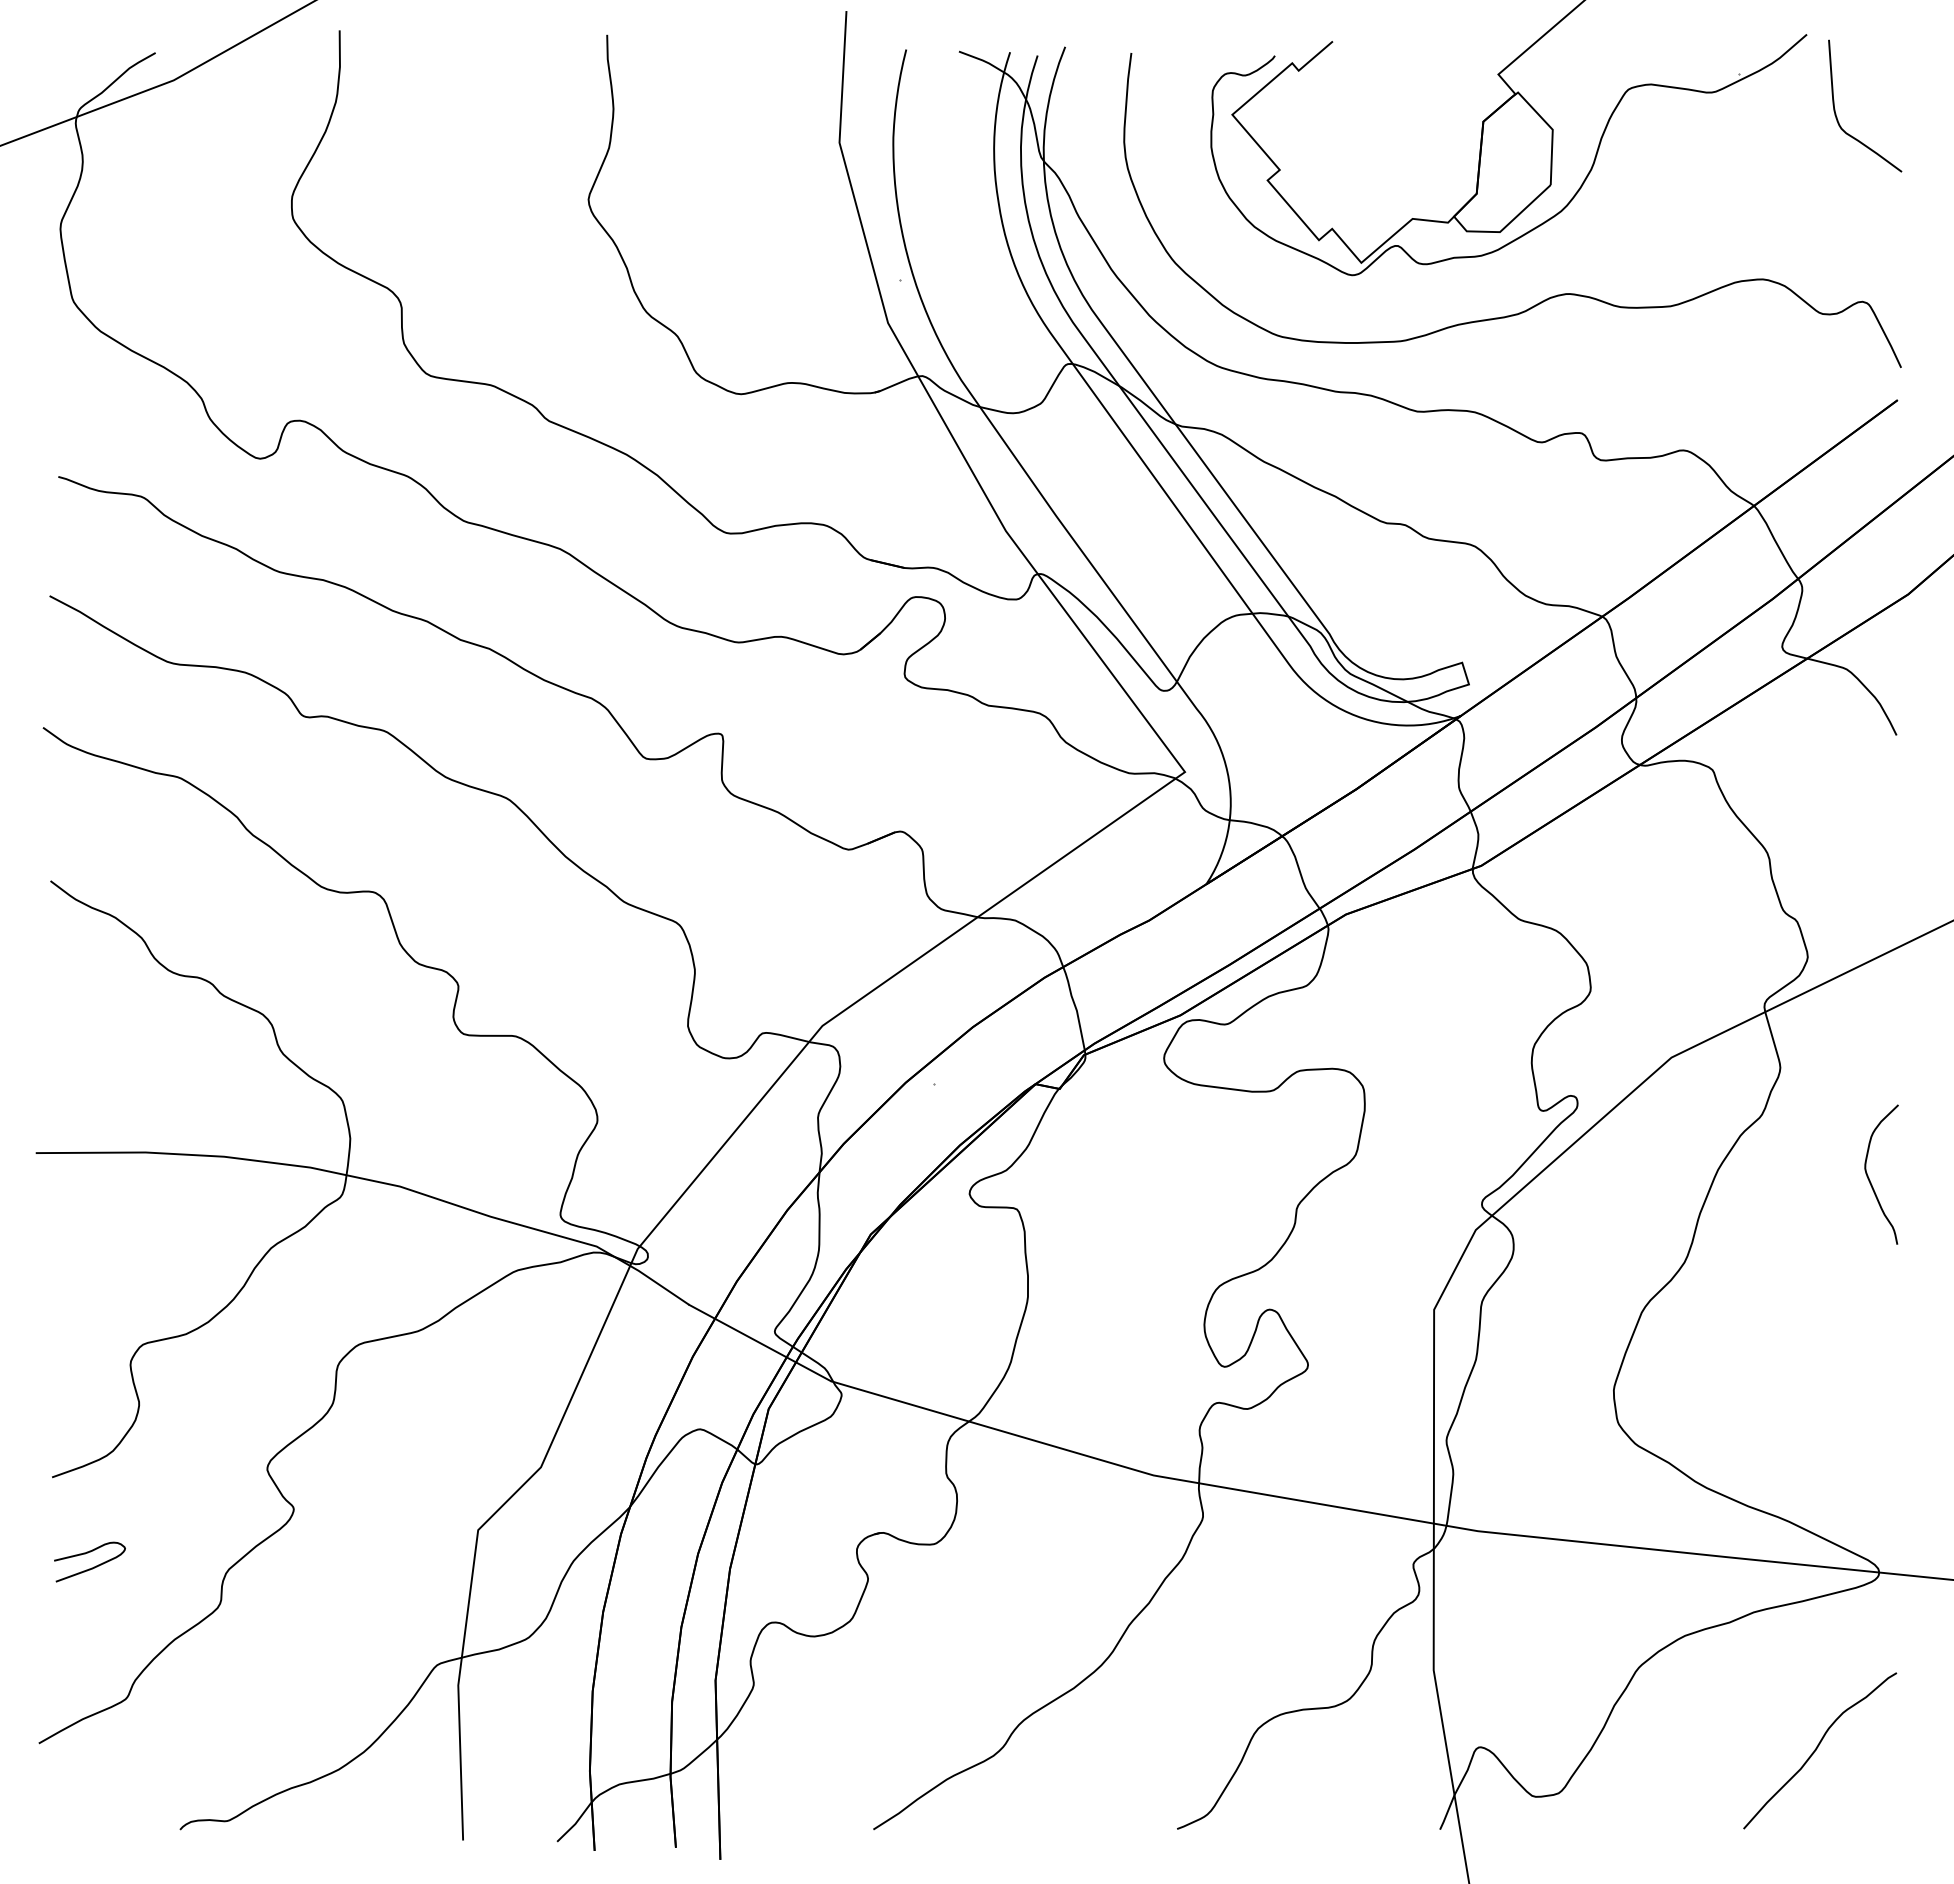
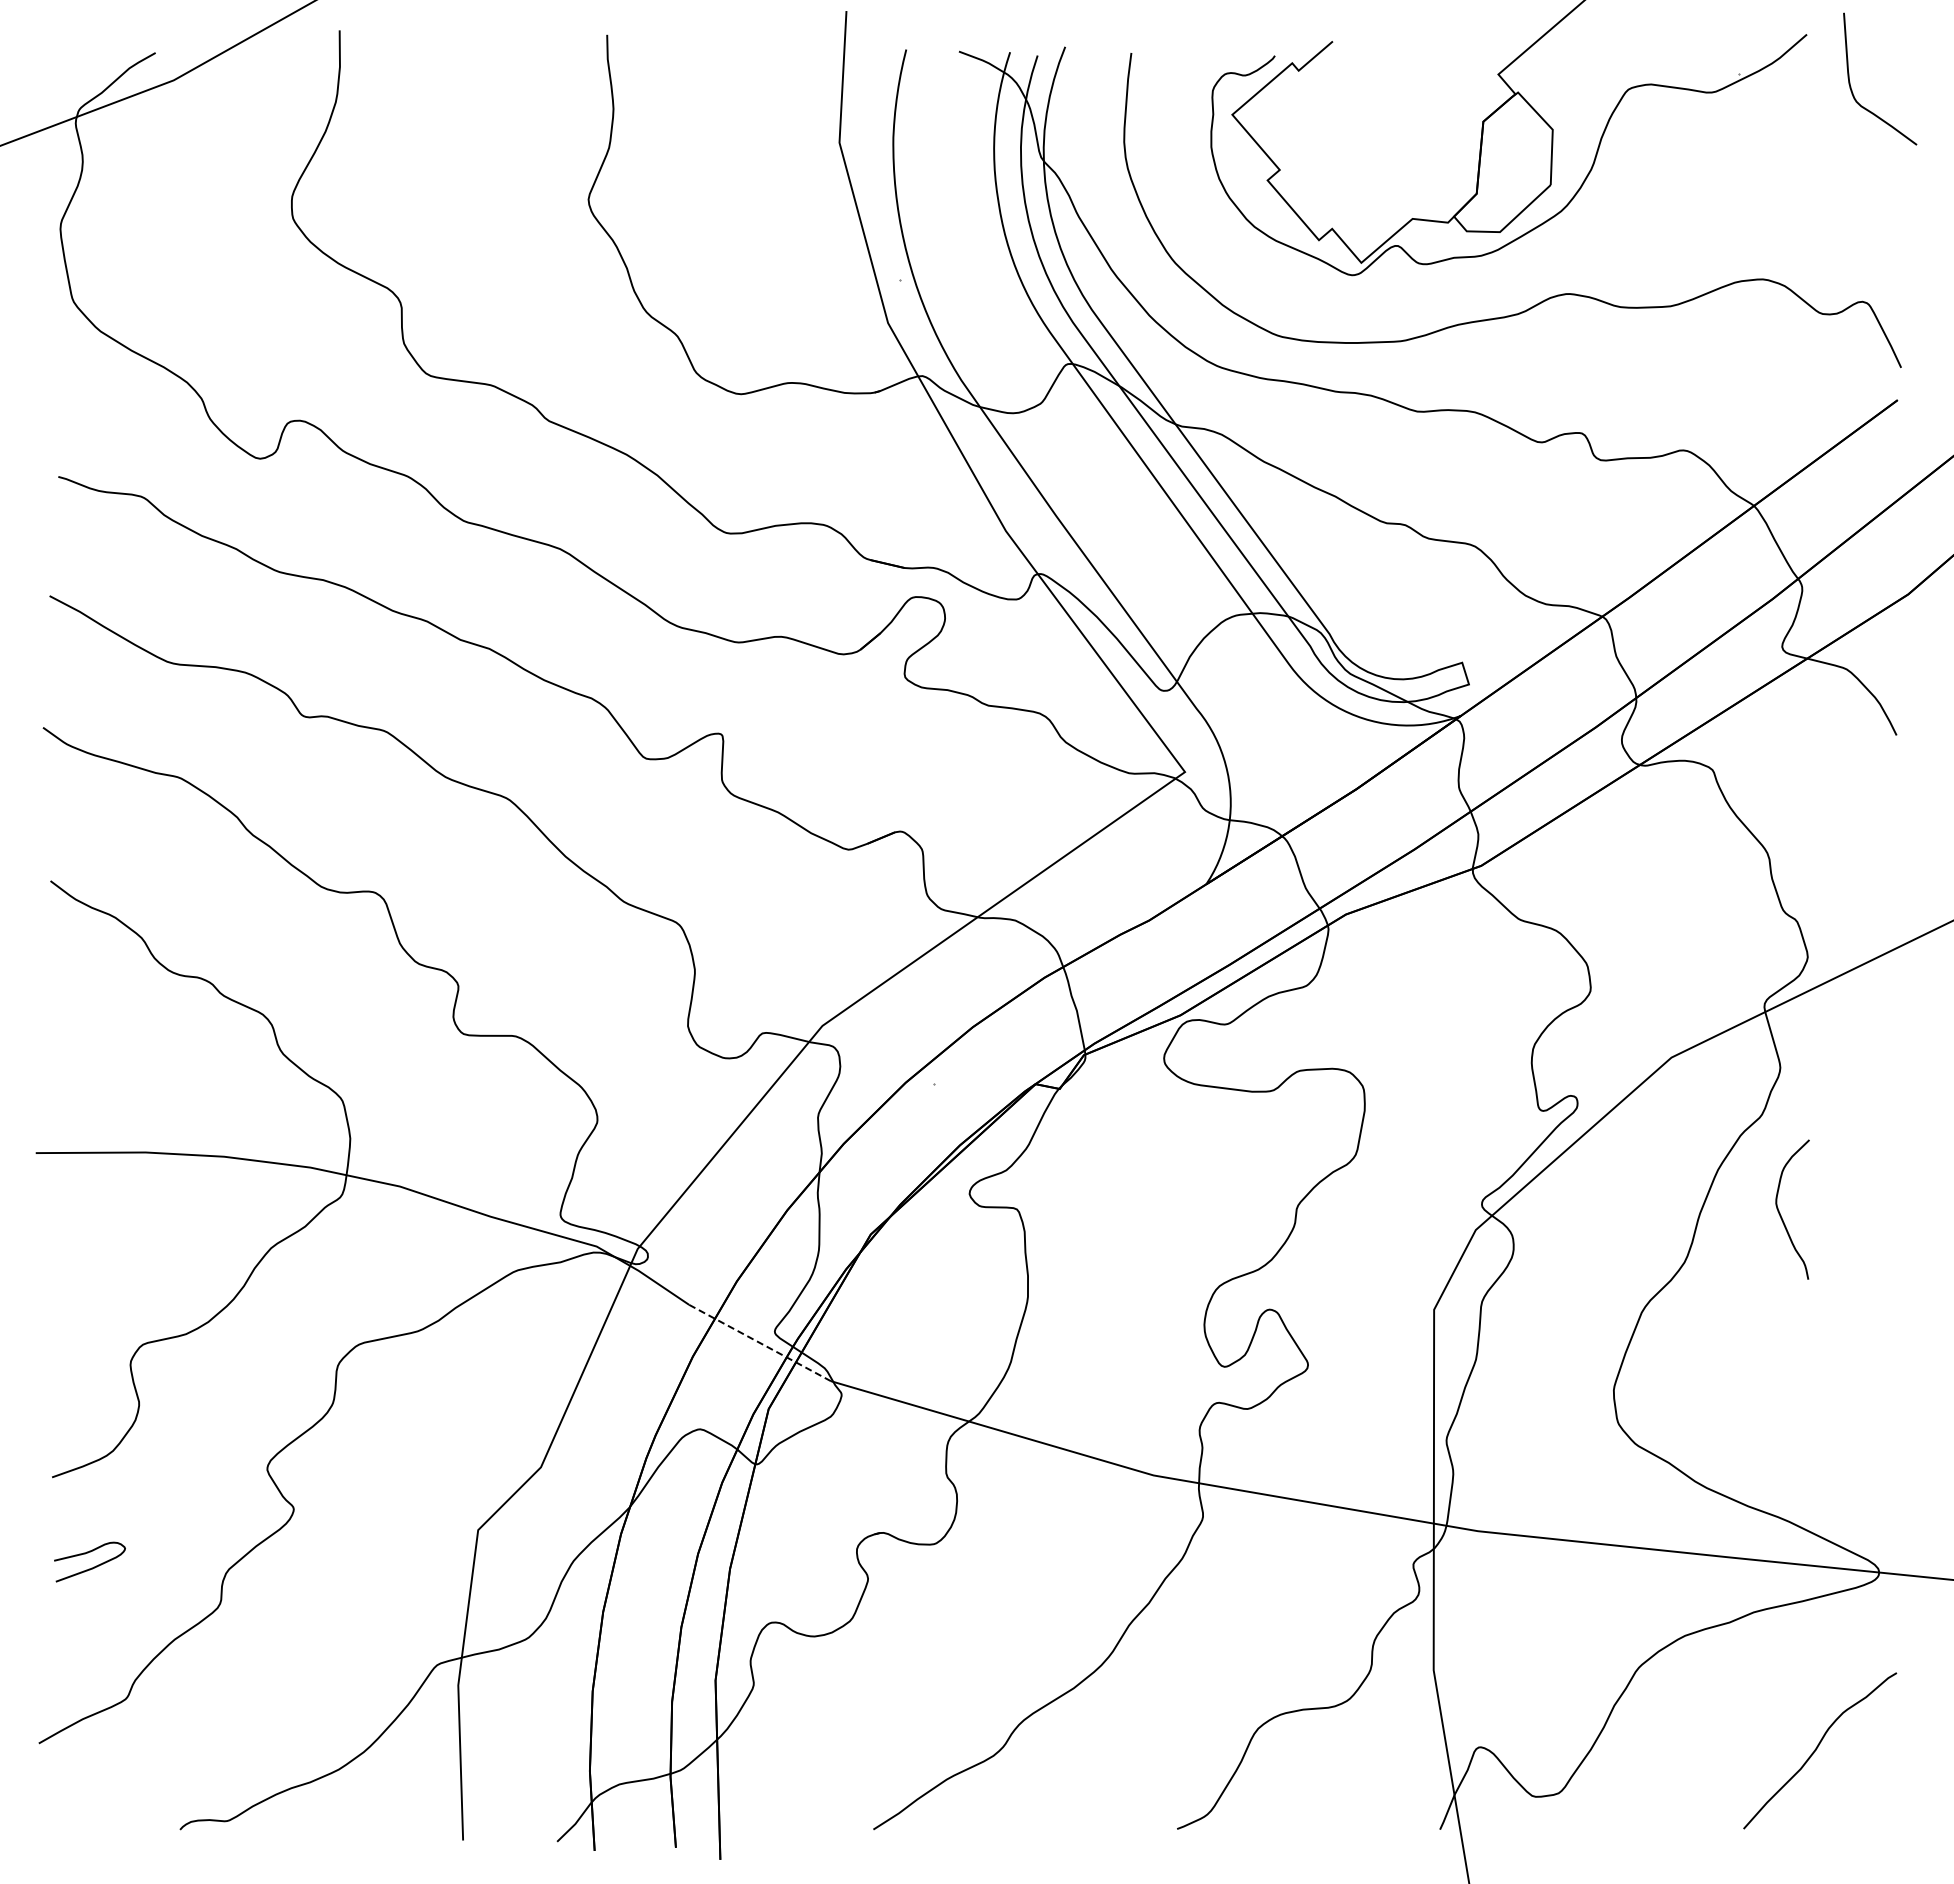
curve position: (1836, 113) -> (1851, 86) (1851, 86)
curve position: (1869, 1177) -> (1780, 1212) (1780, 1212)
line: solid -> dashed (760, 1343)
